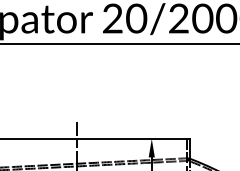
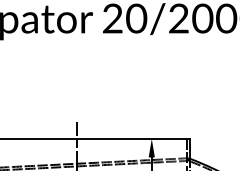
line: present -> none (119, 44)
